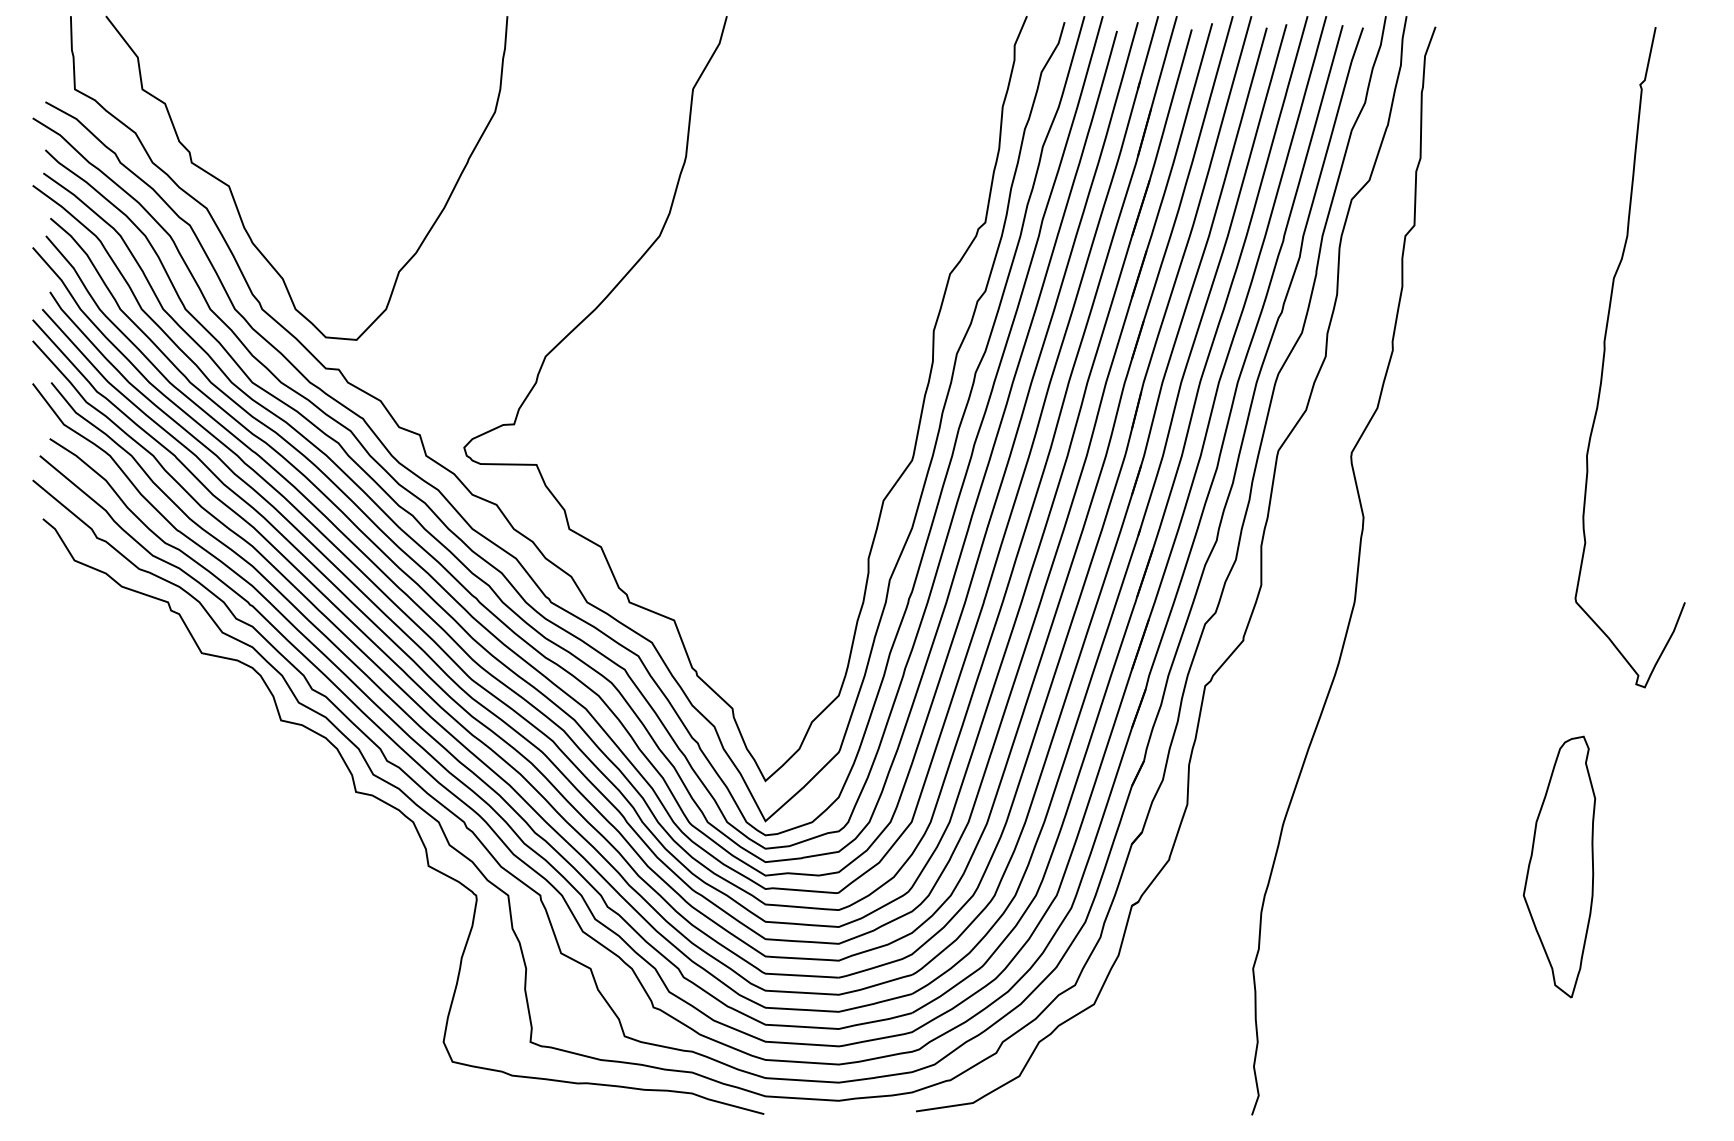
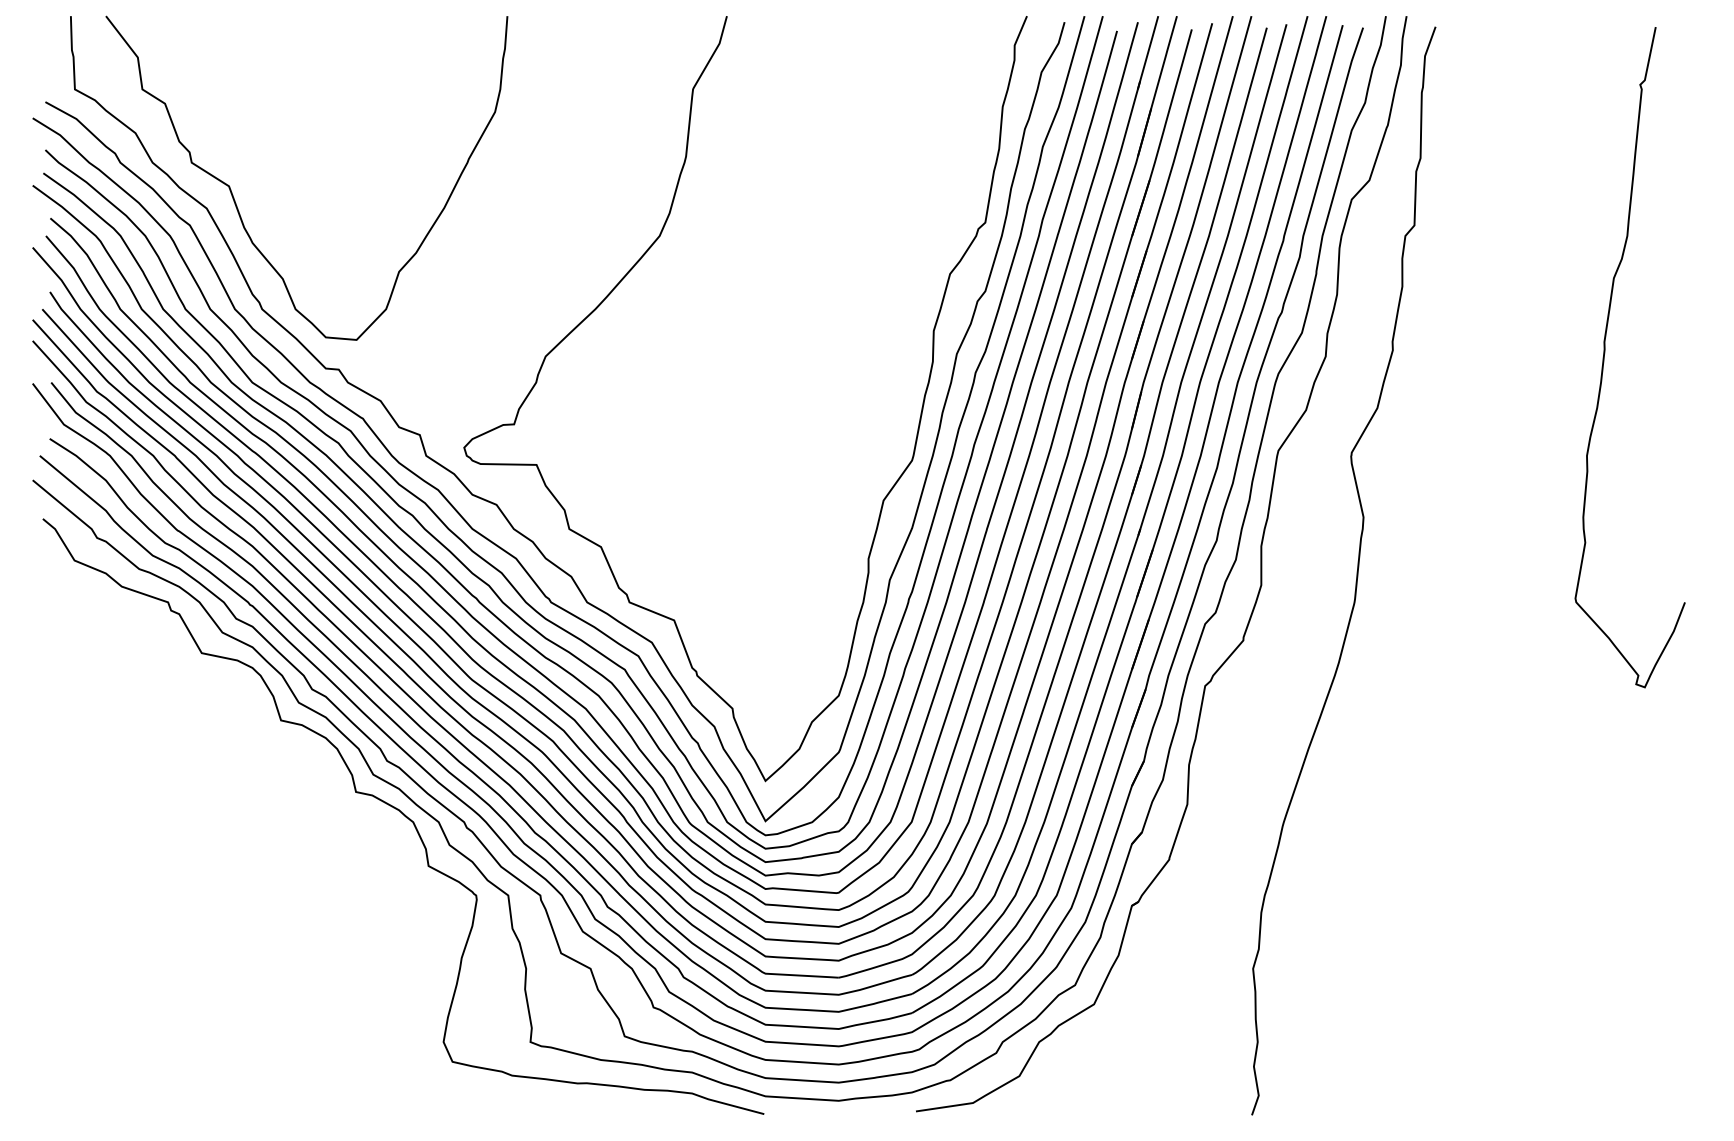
part: present -> none (1559, 866)
